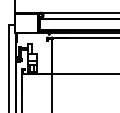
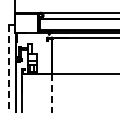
line: solid -> dashed (9, 69)
line: solid -> dashed (51, 93)
